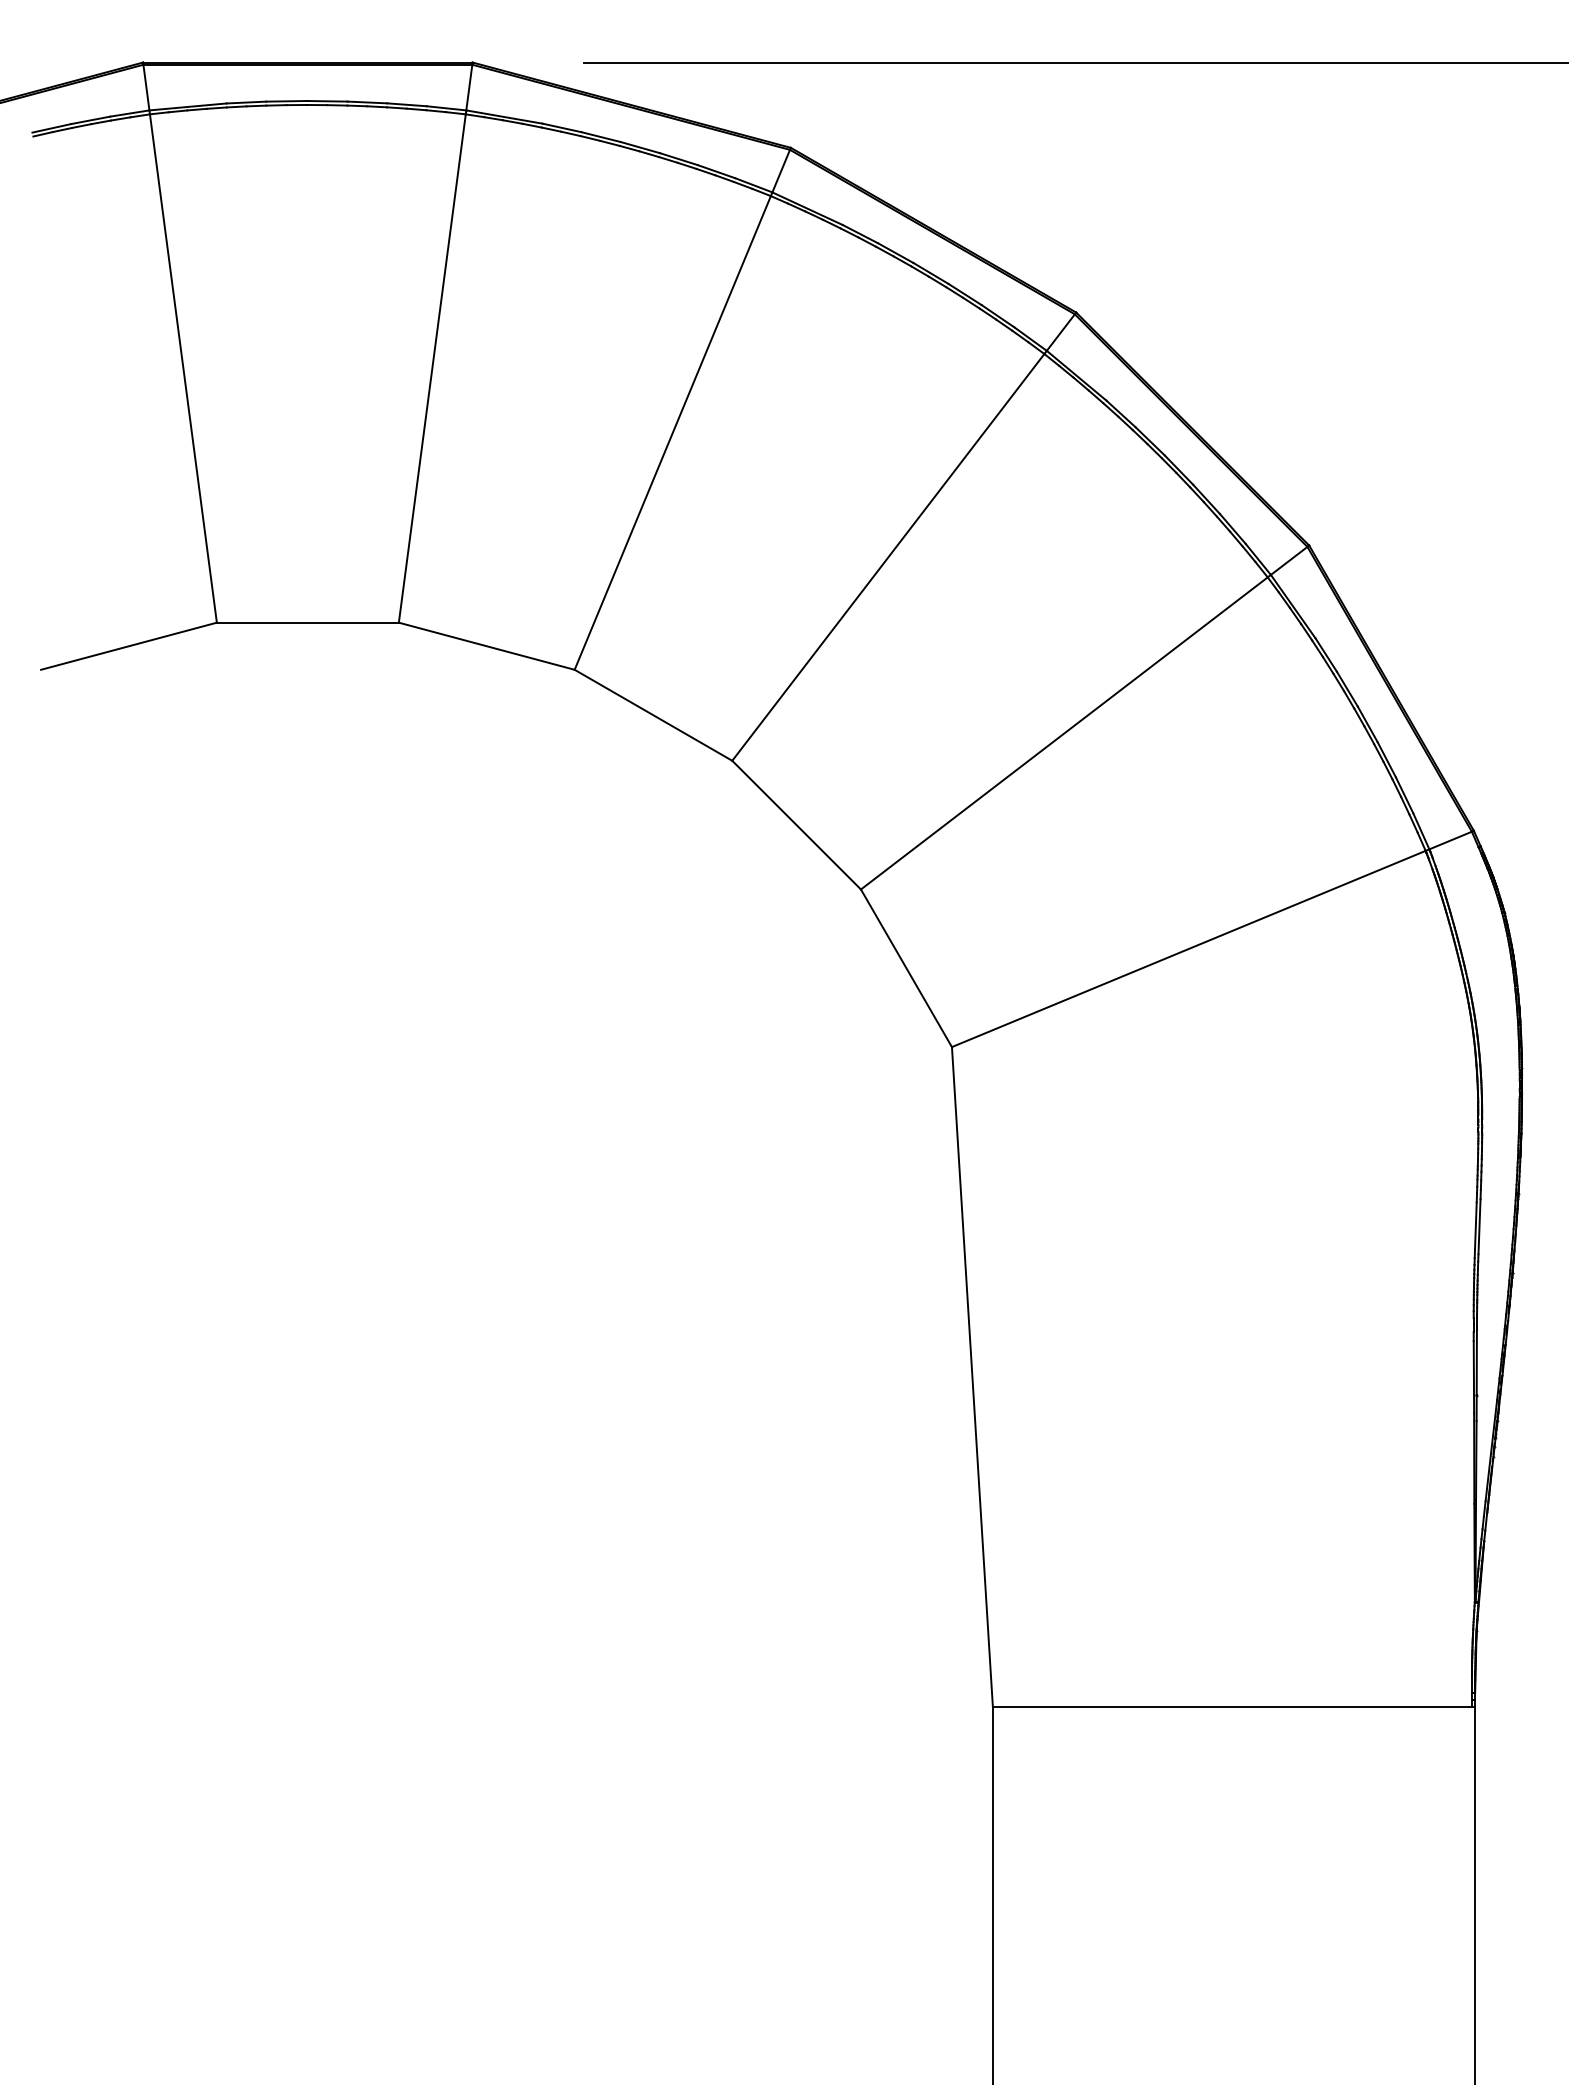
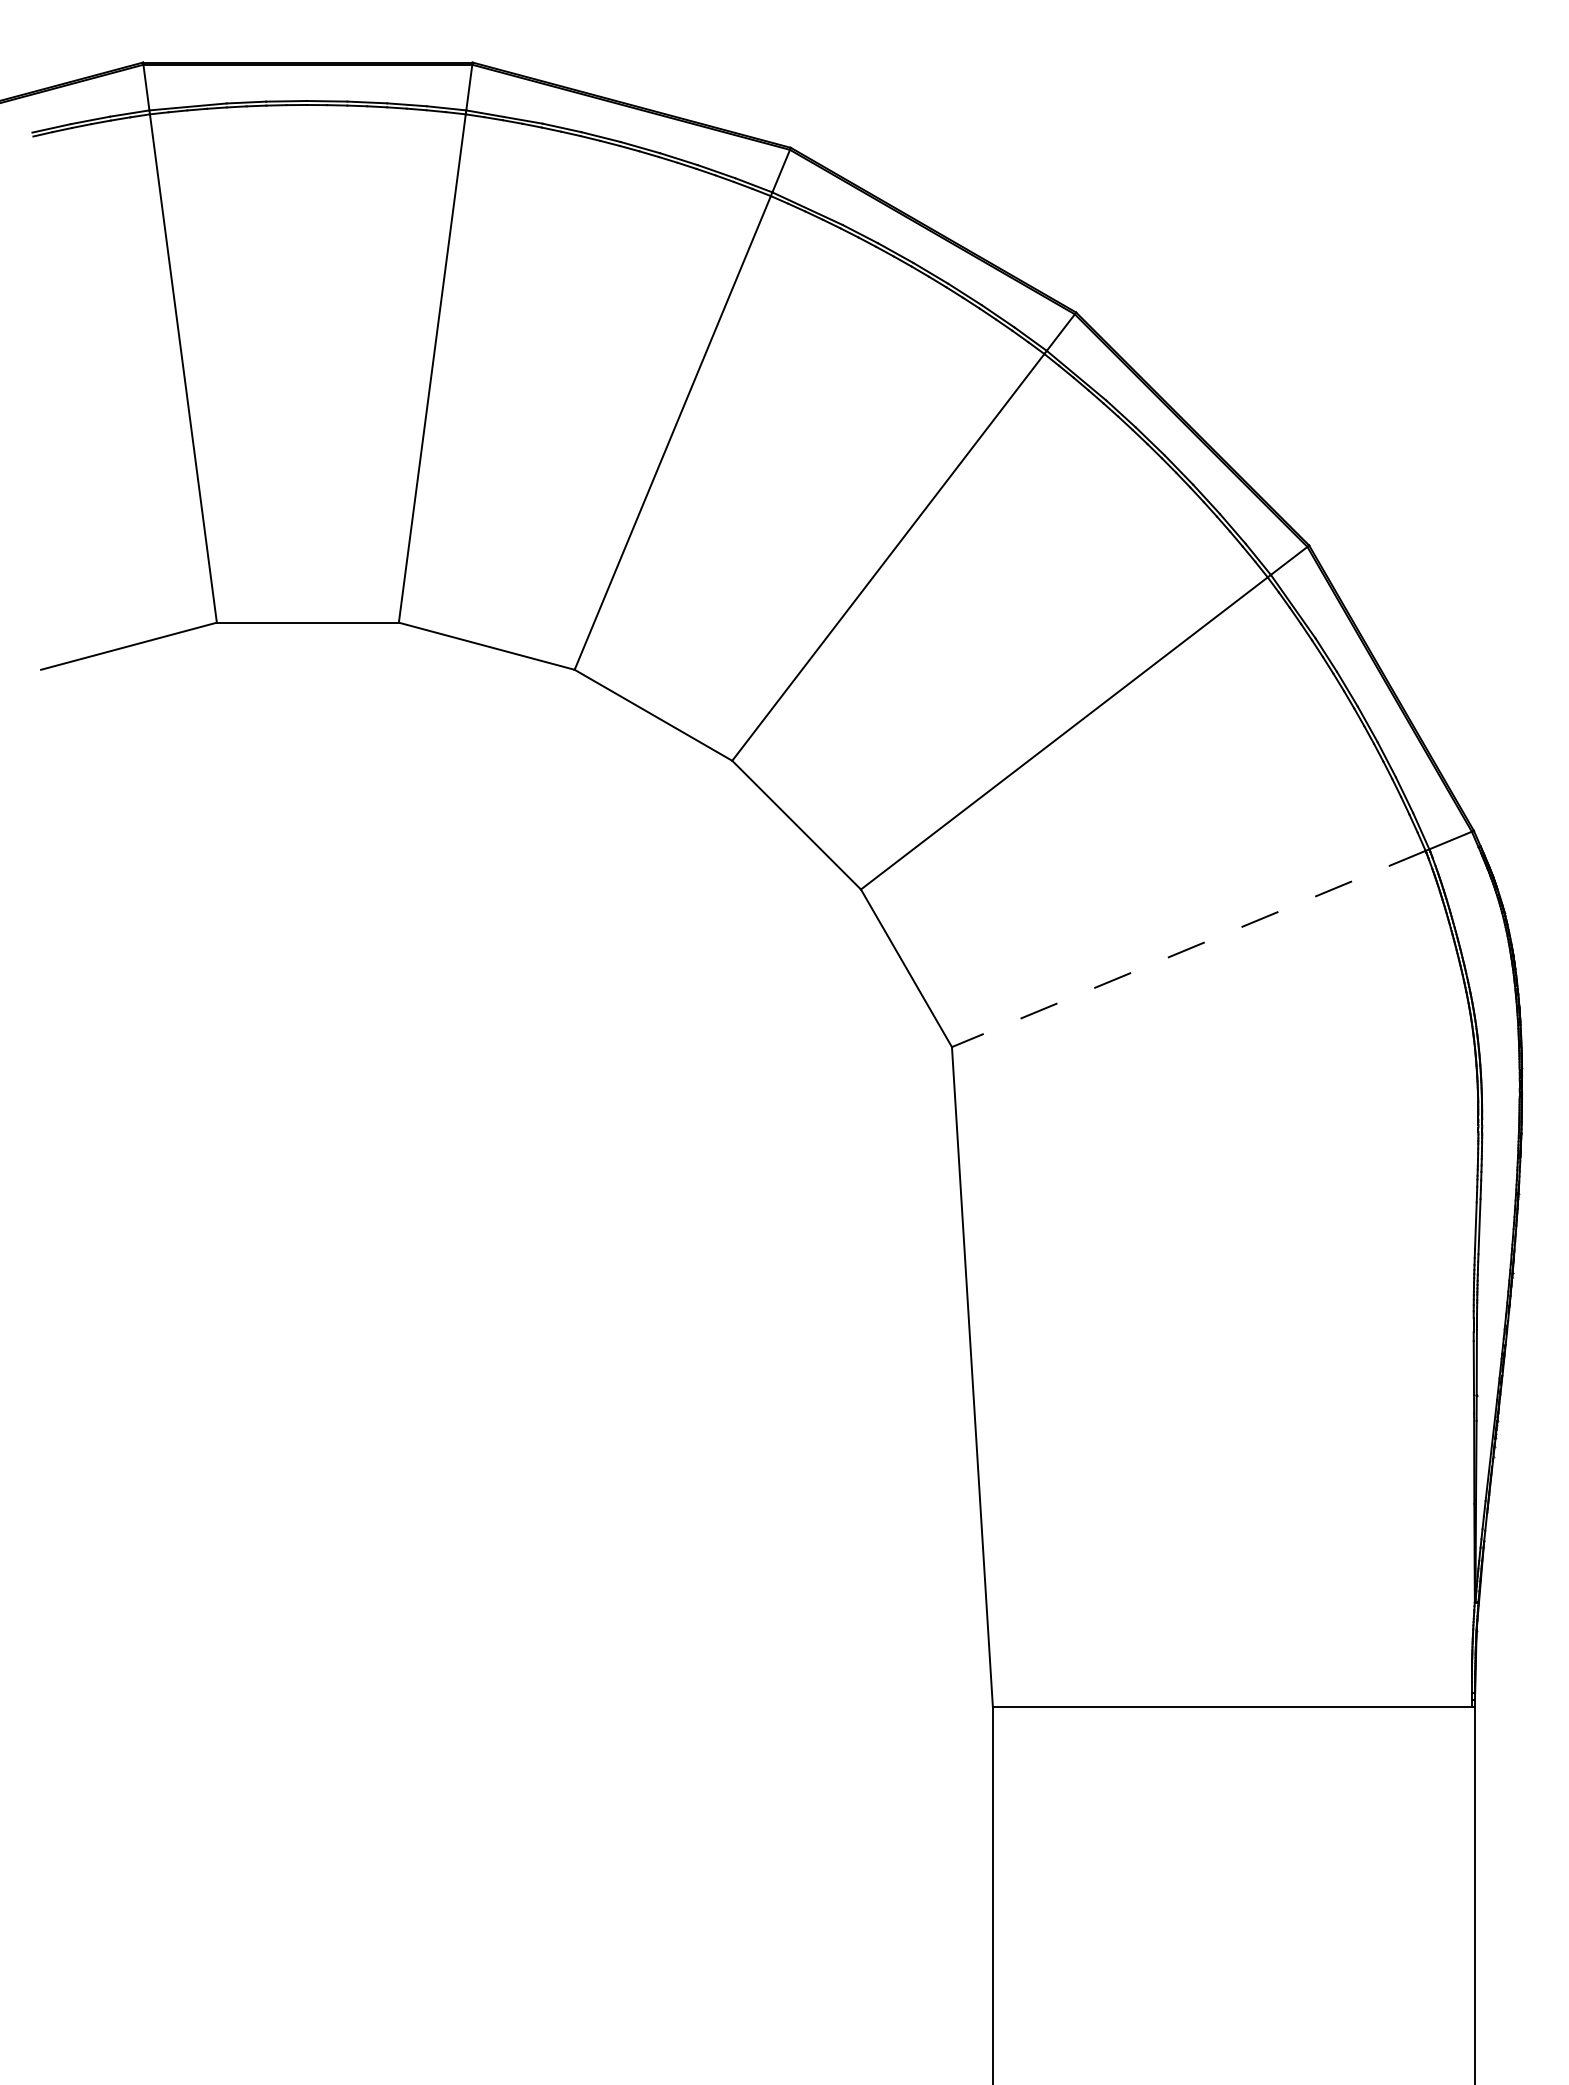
line: present -> none (1074, 62)
line: solid -> dashed (1188, 949)
